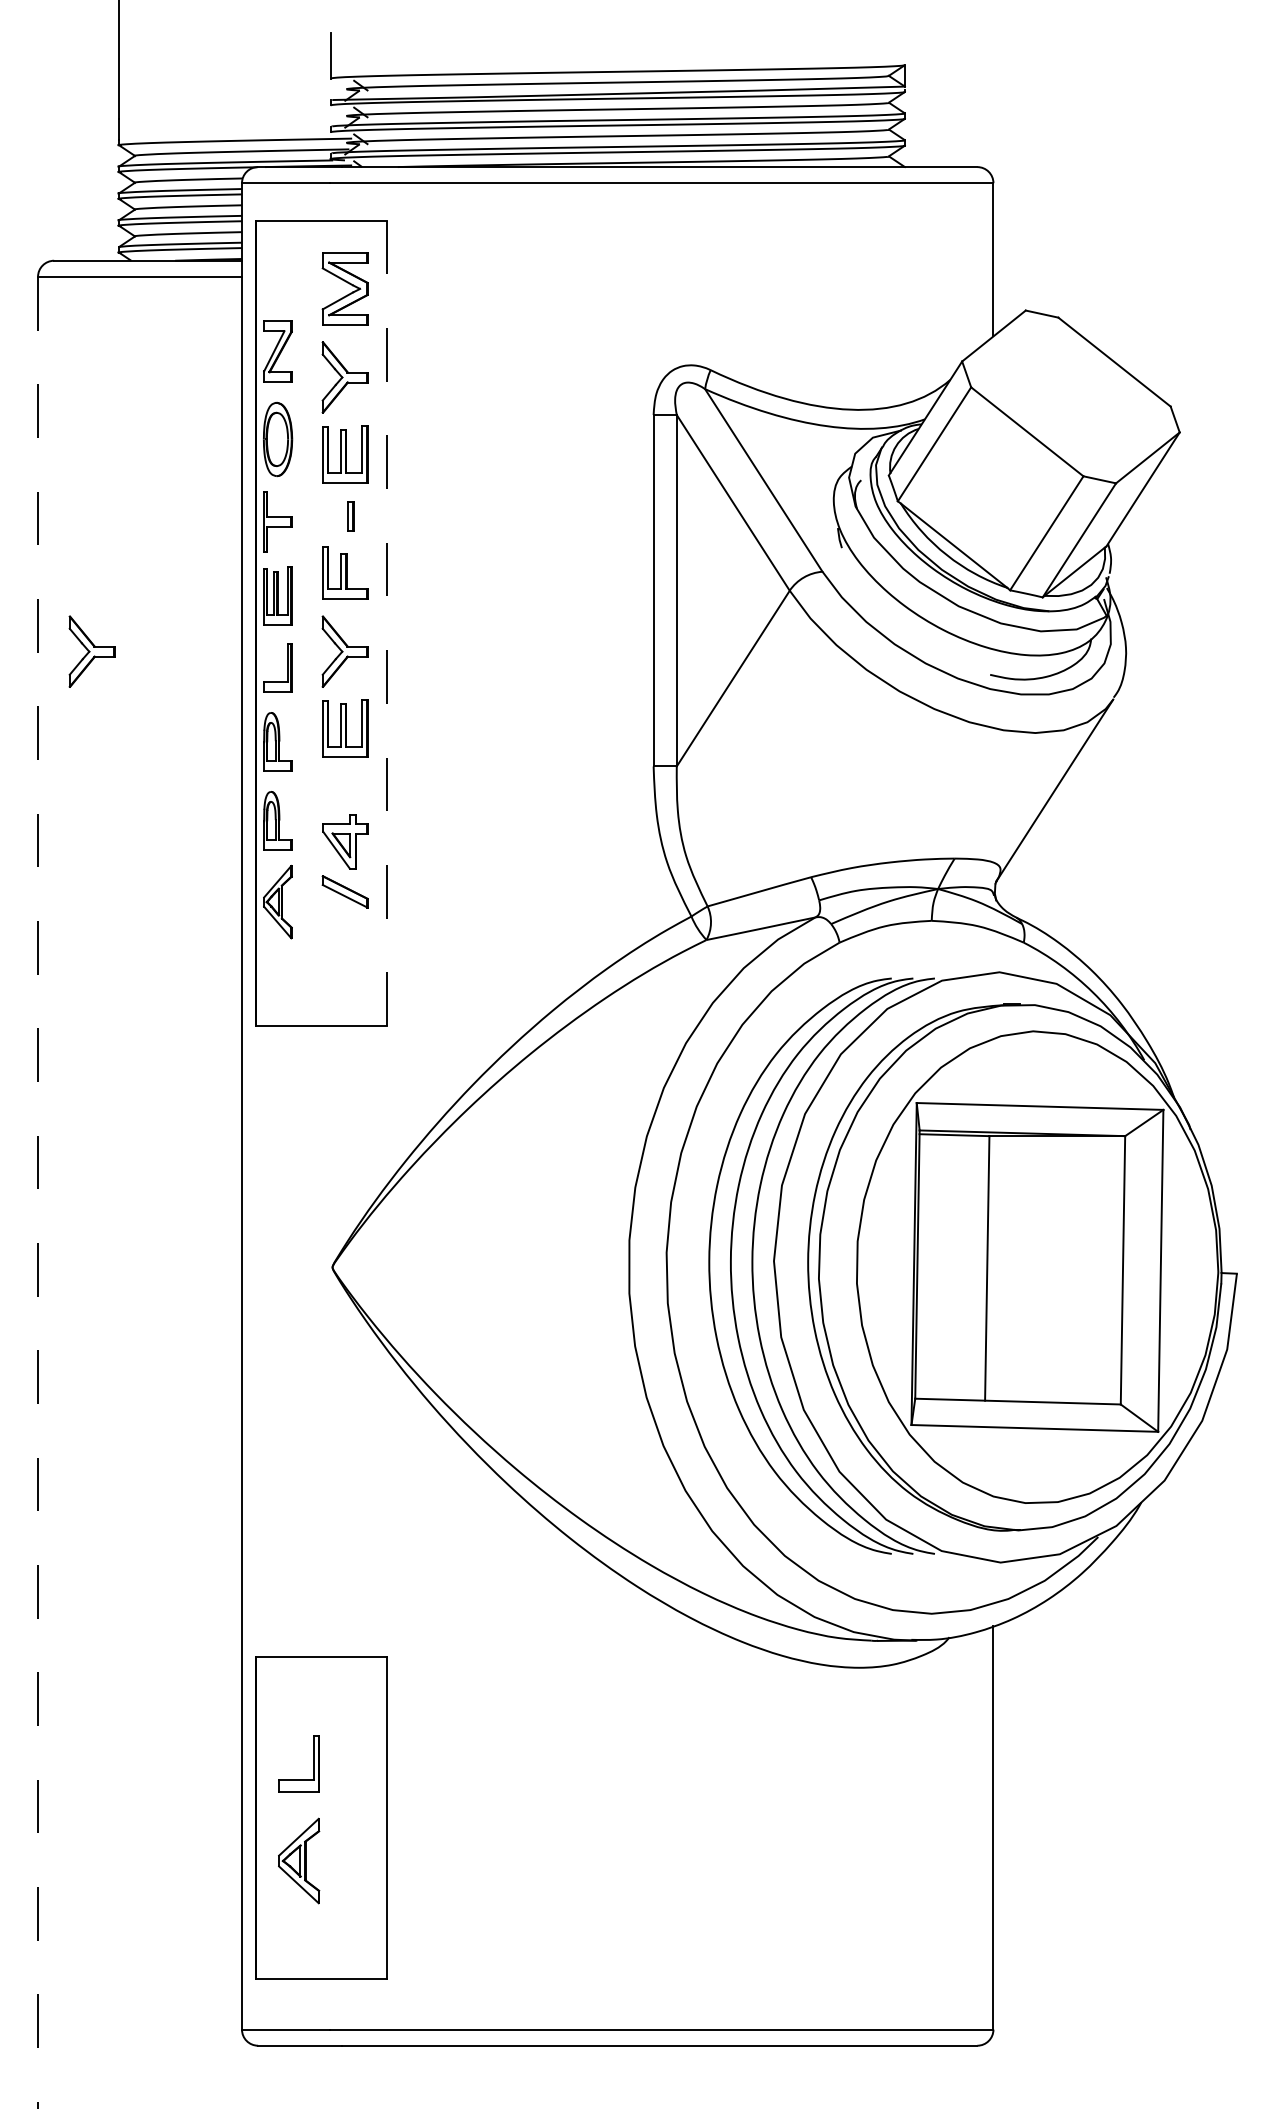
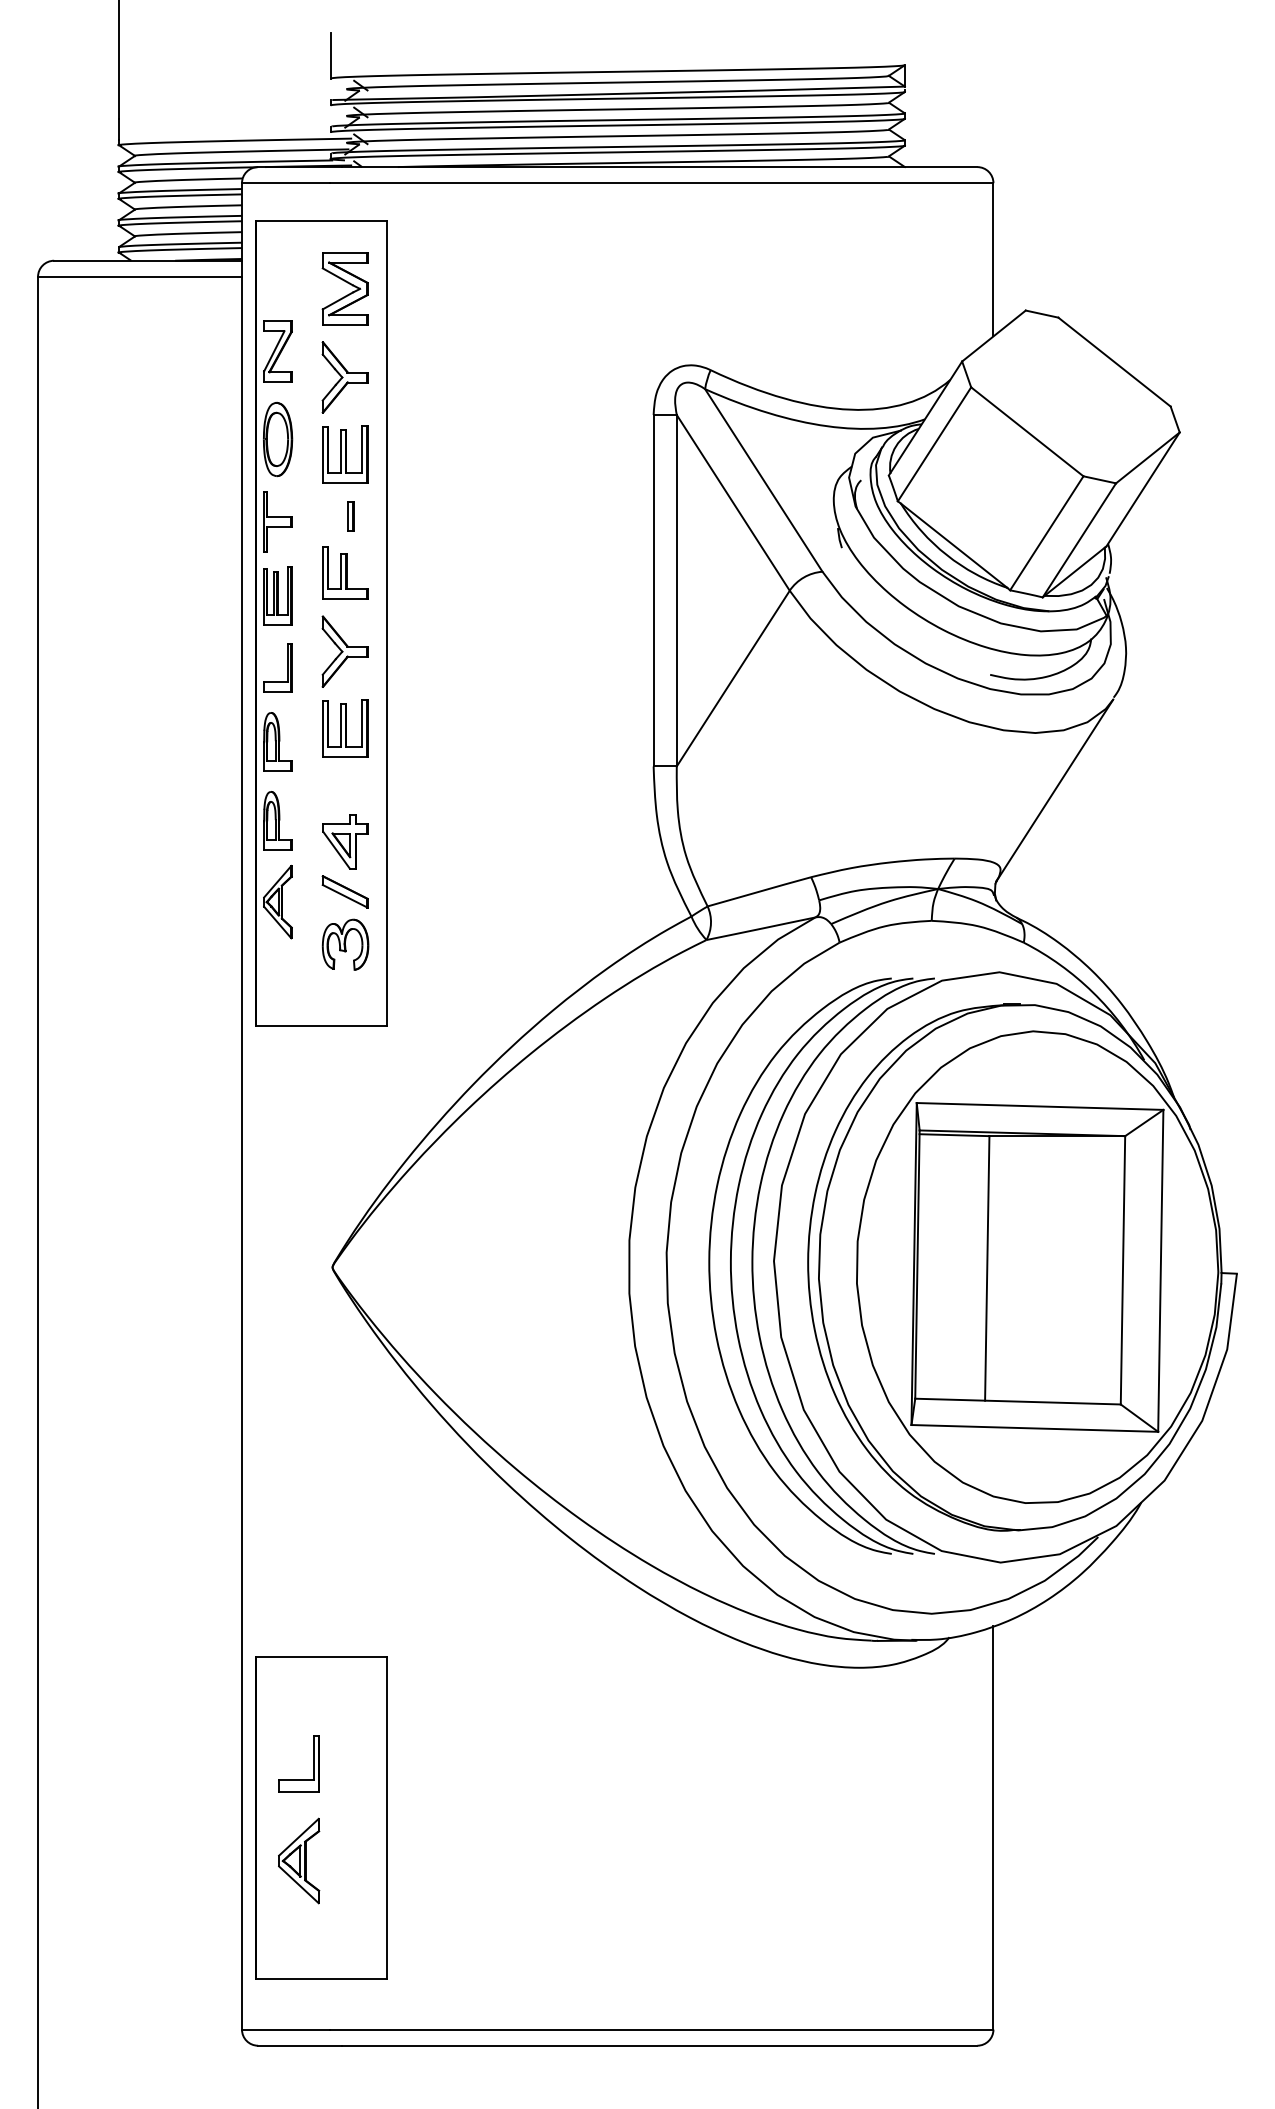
line: dashed -> solid (387, 623)
part: present -> none (91, 651)
part: none -> present (345, 944)
line: dashed -> solid (38, 1192)
